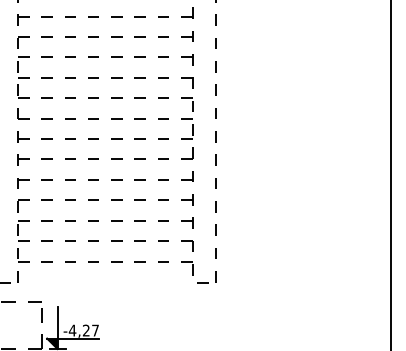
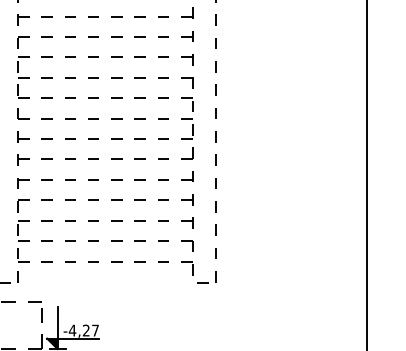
line position: (391, 174) -> (367, 174) (367, 174)
